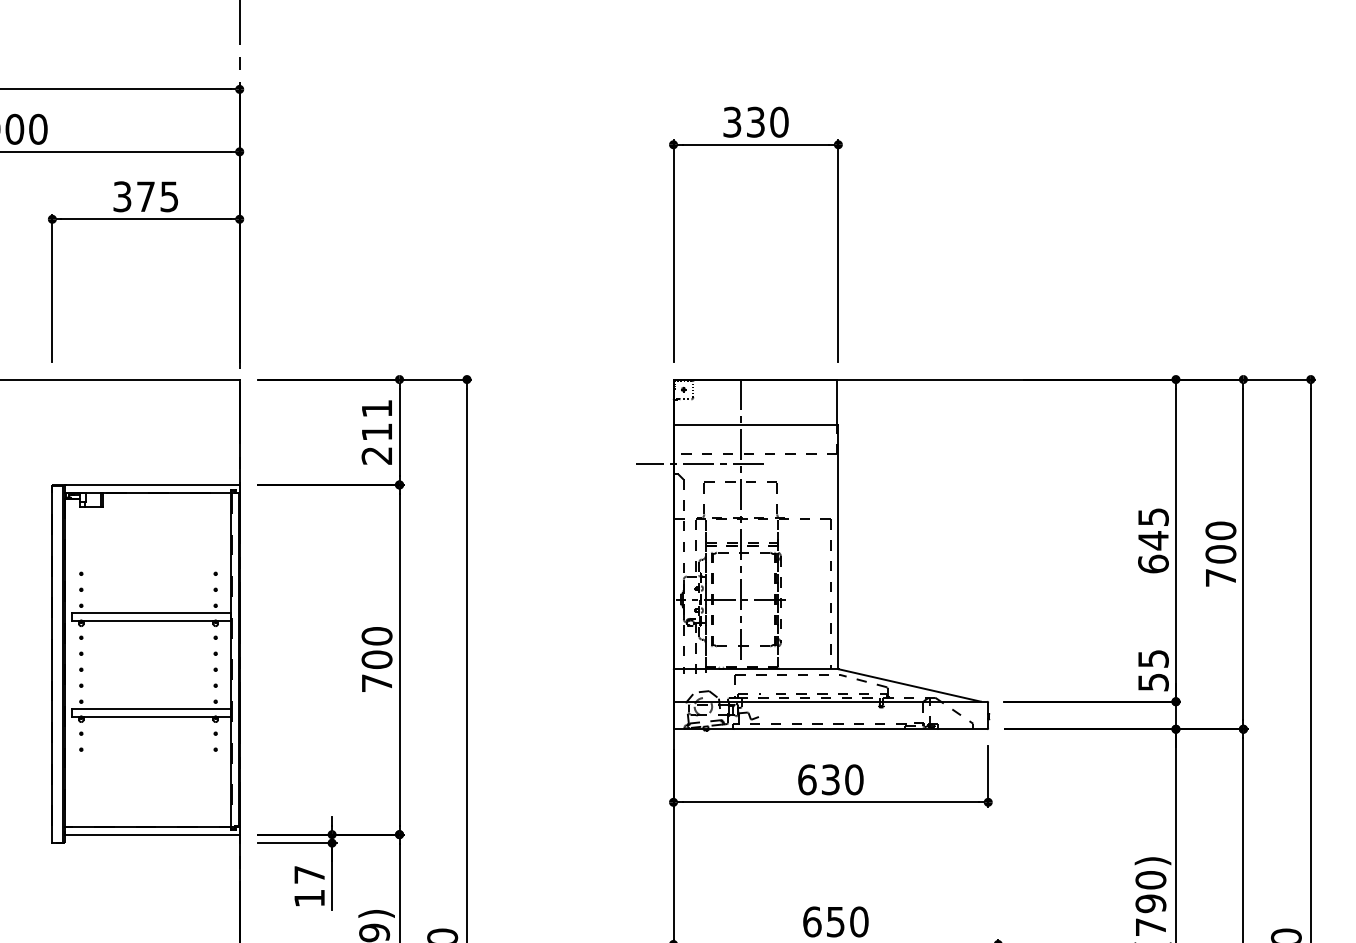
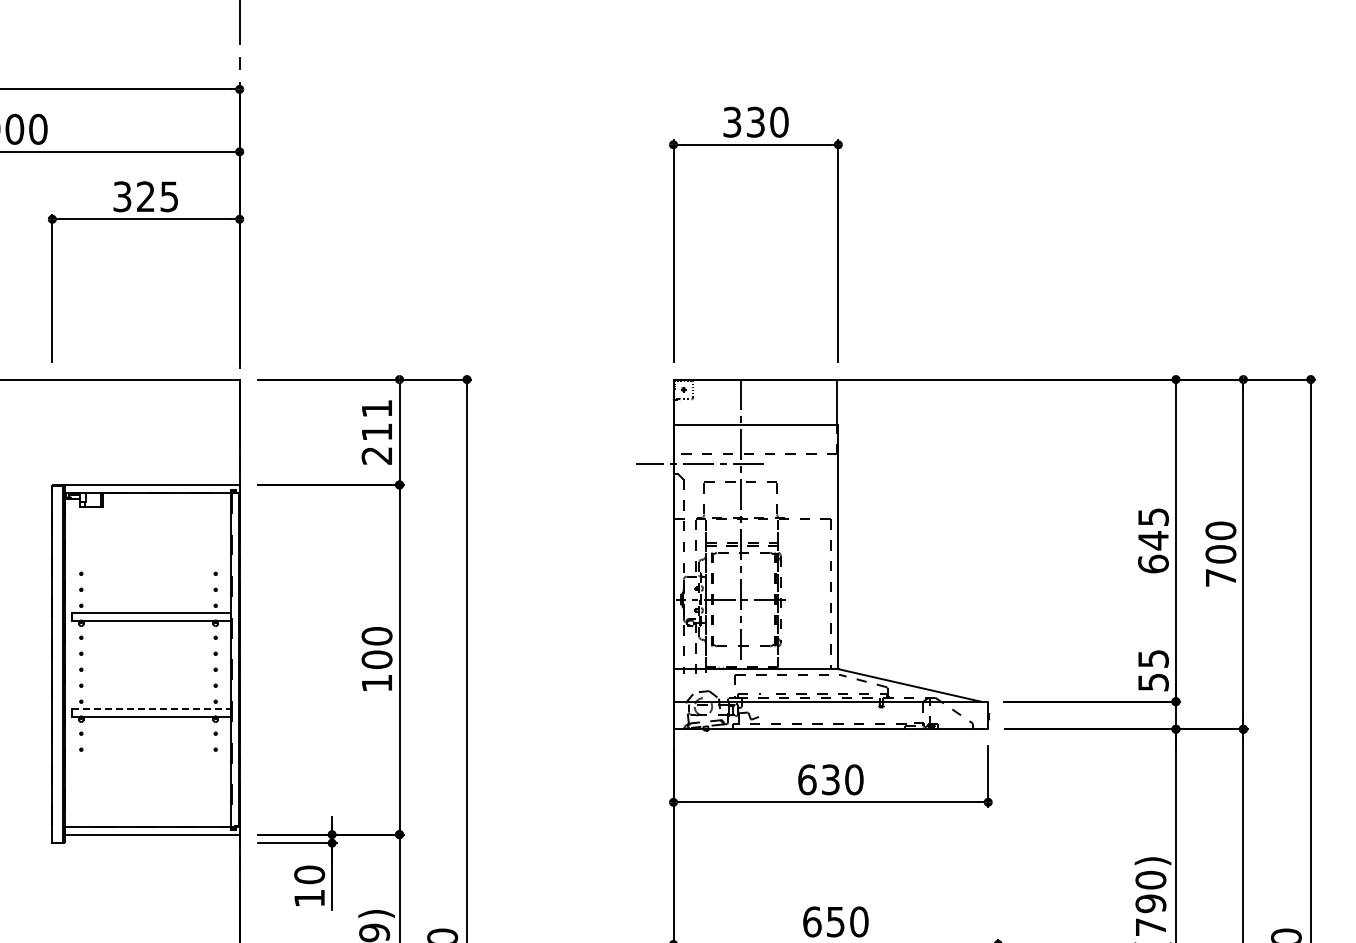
text: 375 -> 325 (145, 196)
text: 700 -> 100 (376, 682)
line: solid -> dashed (151, 709)
text: 17 -> 10 (309, 874)
